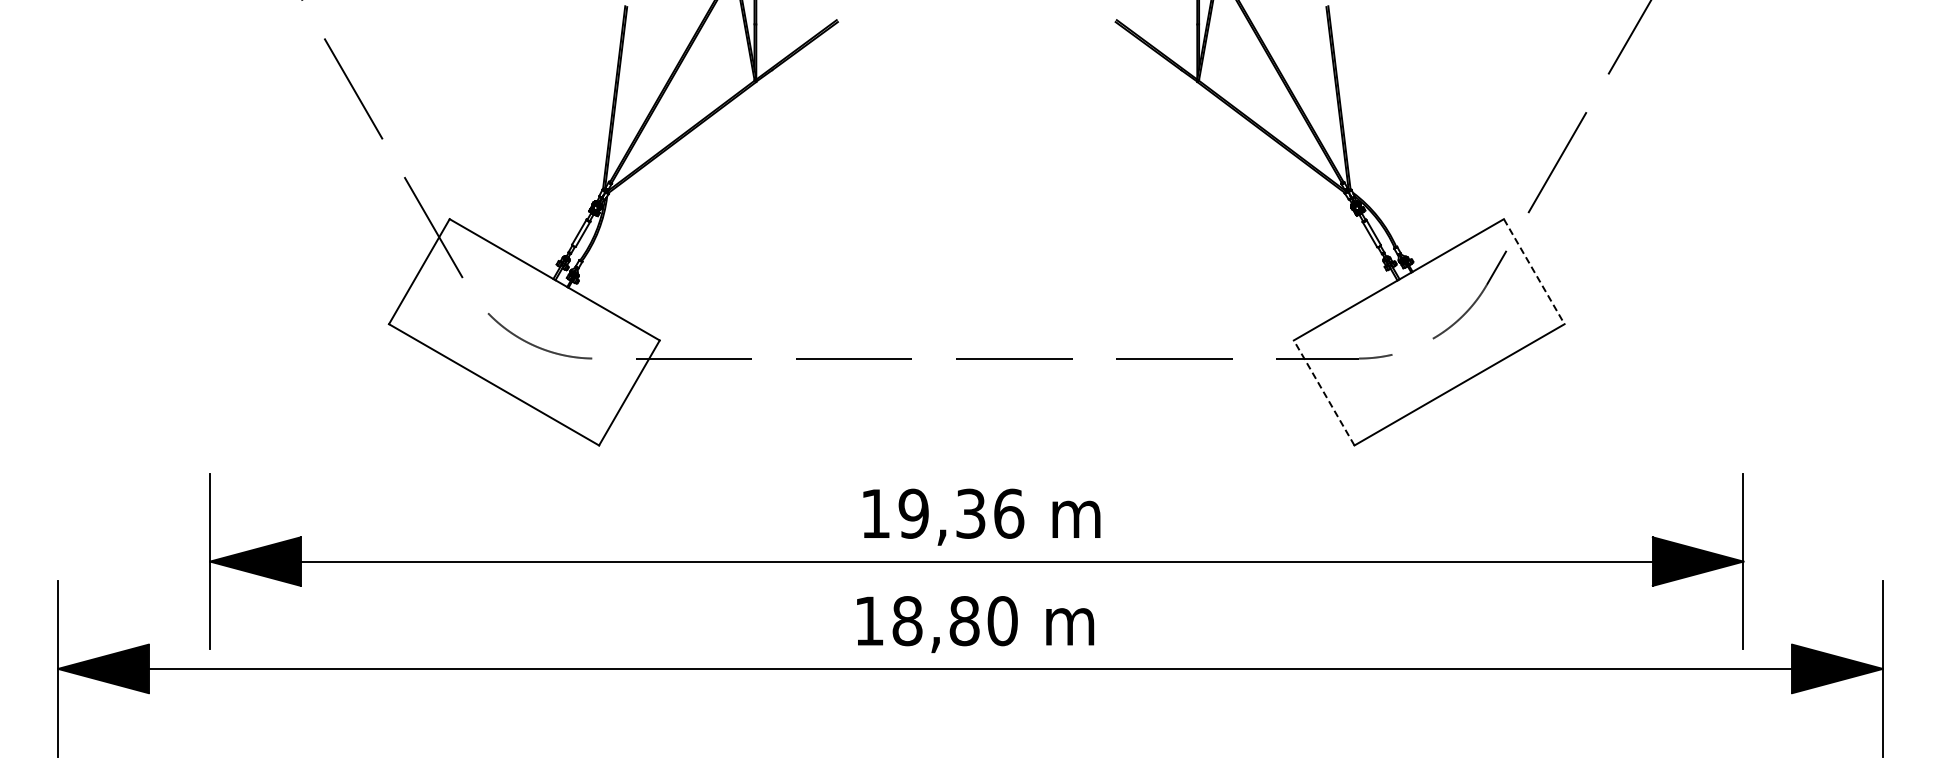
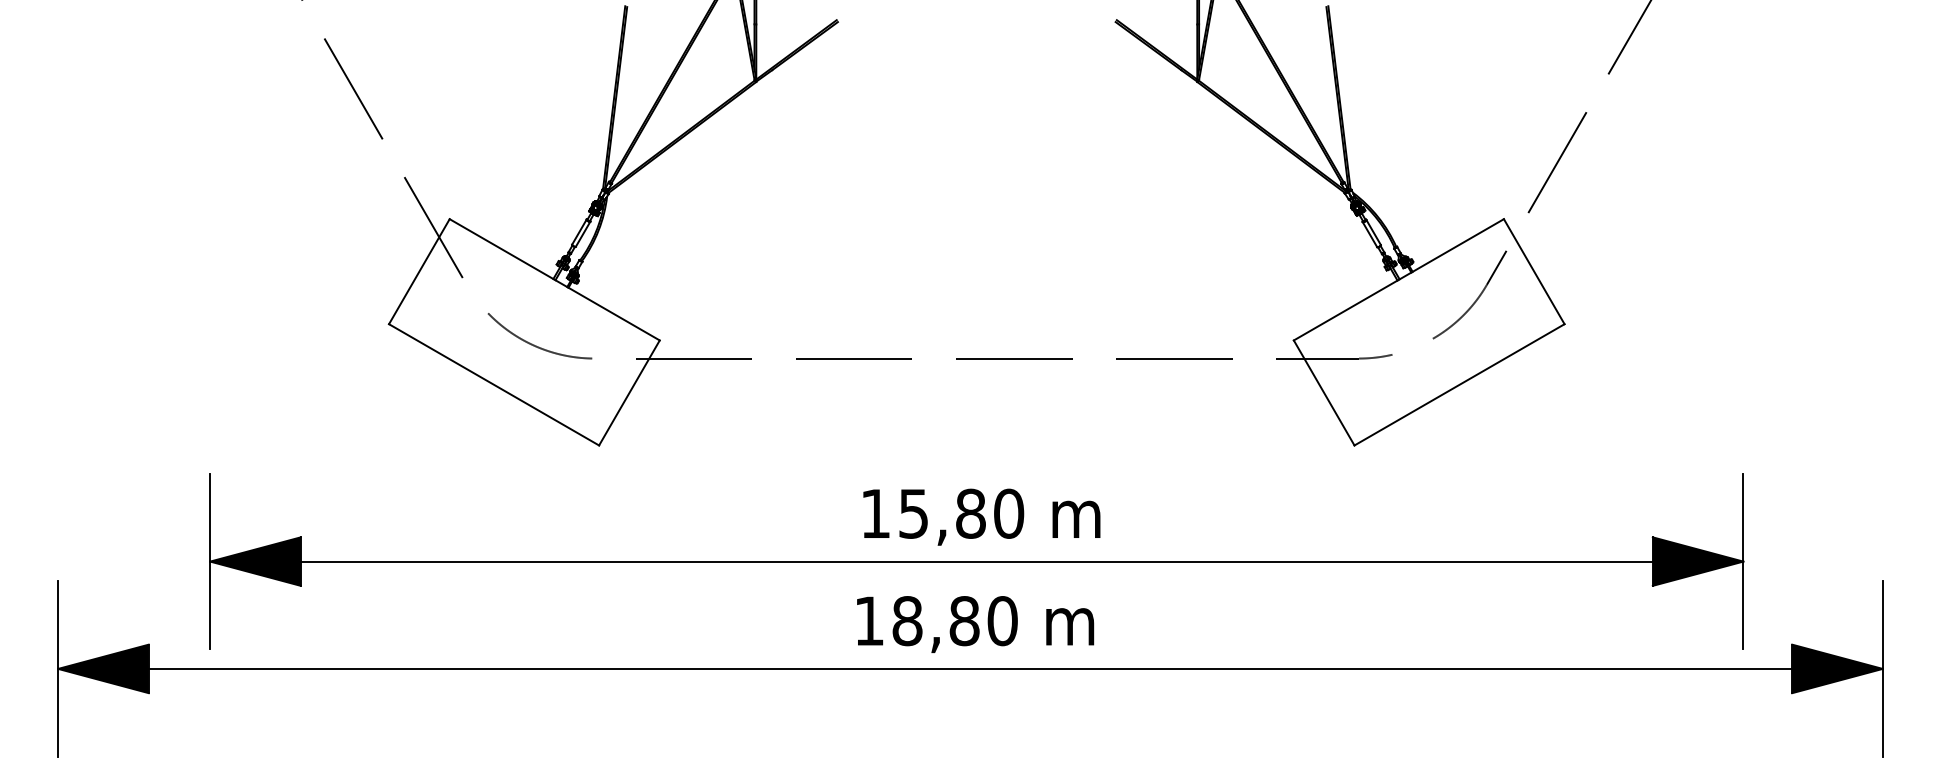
line: dashed -> solid (1534, 271)
line: dashed -> solid (1324, 392)
text: 19,36 -> 15,80 (961, 513)
